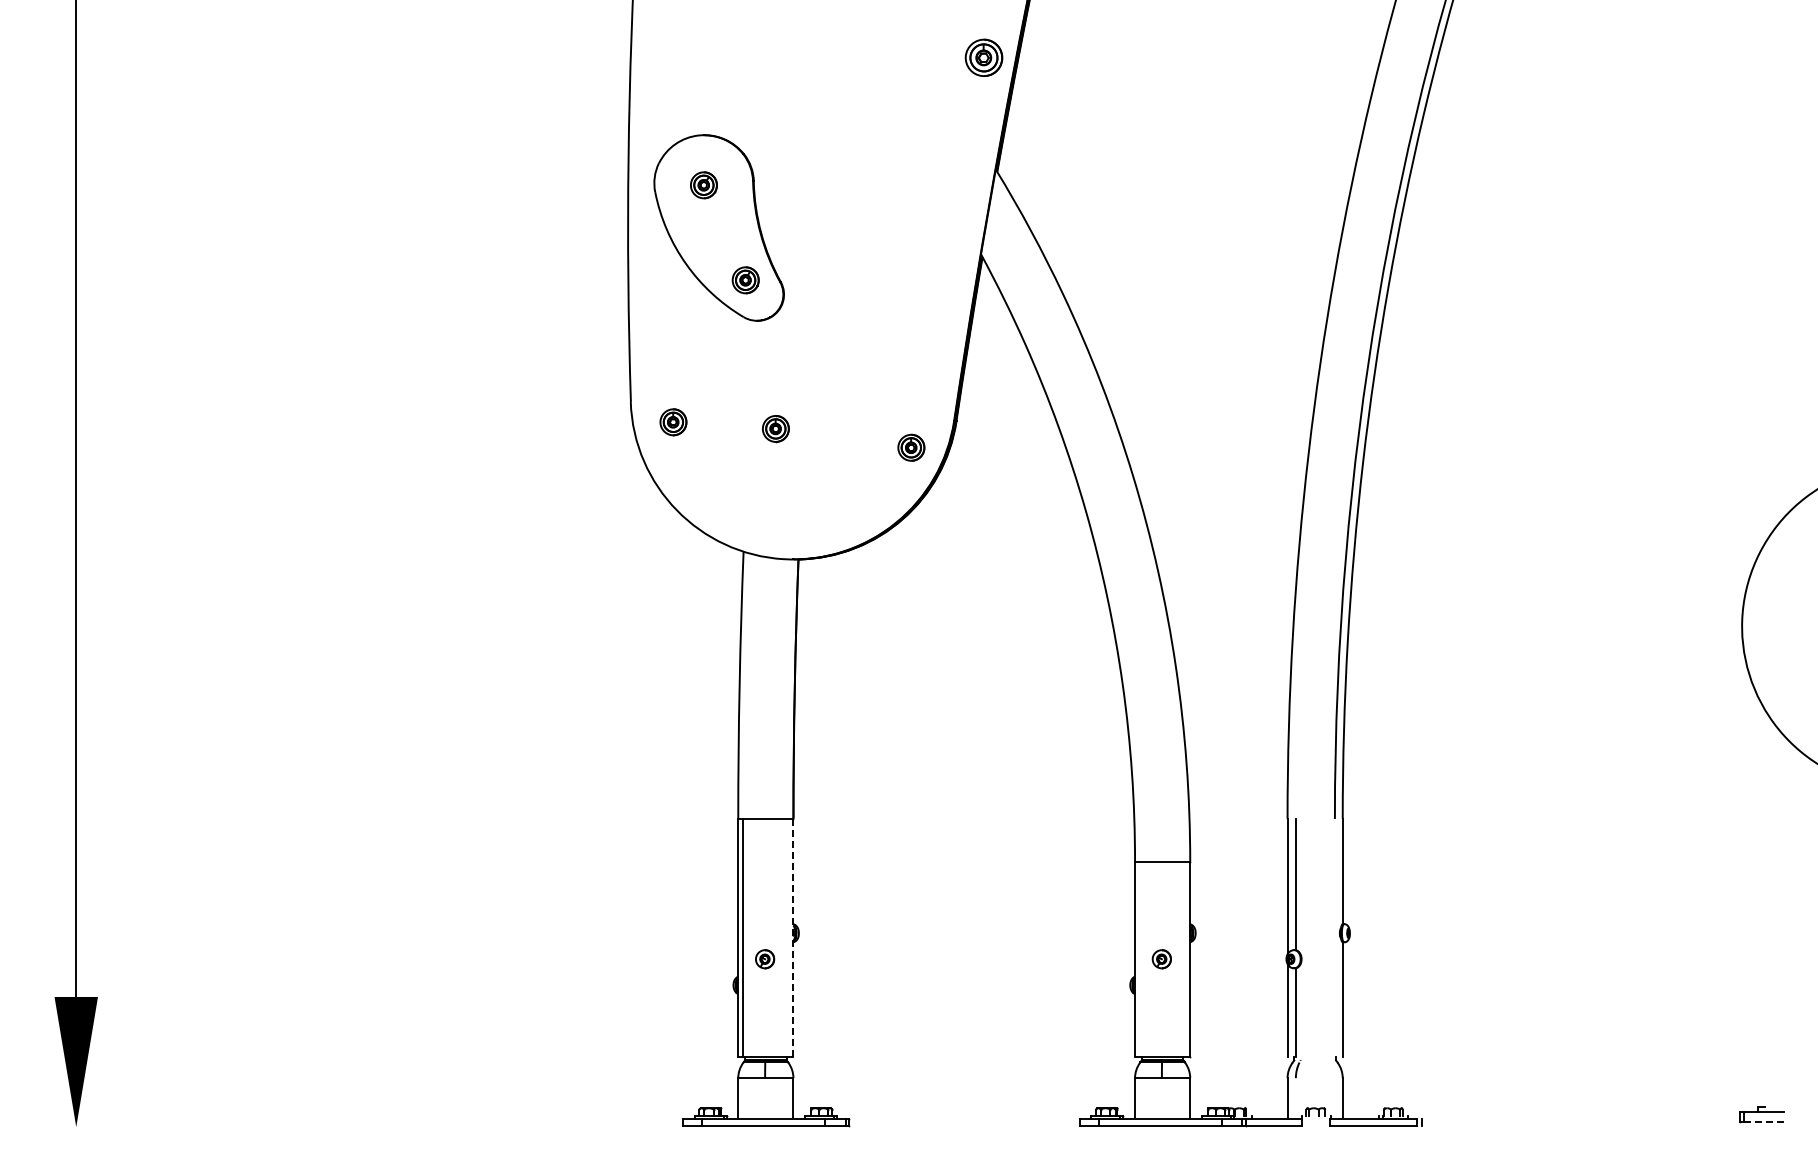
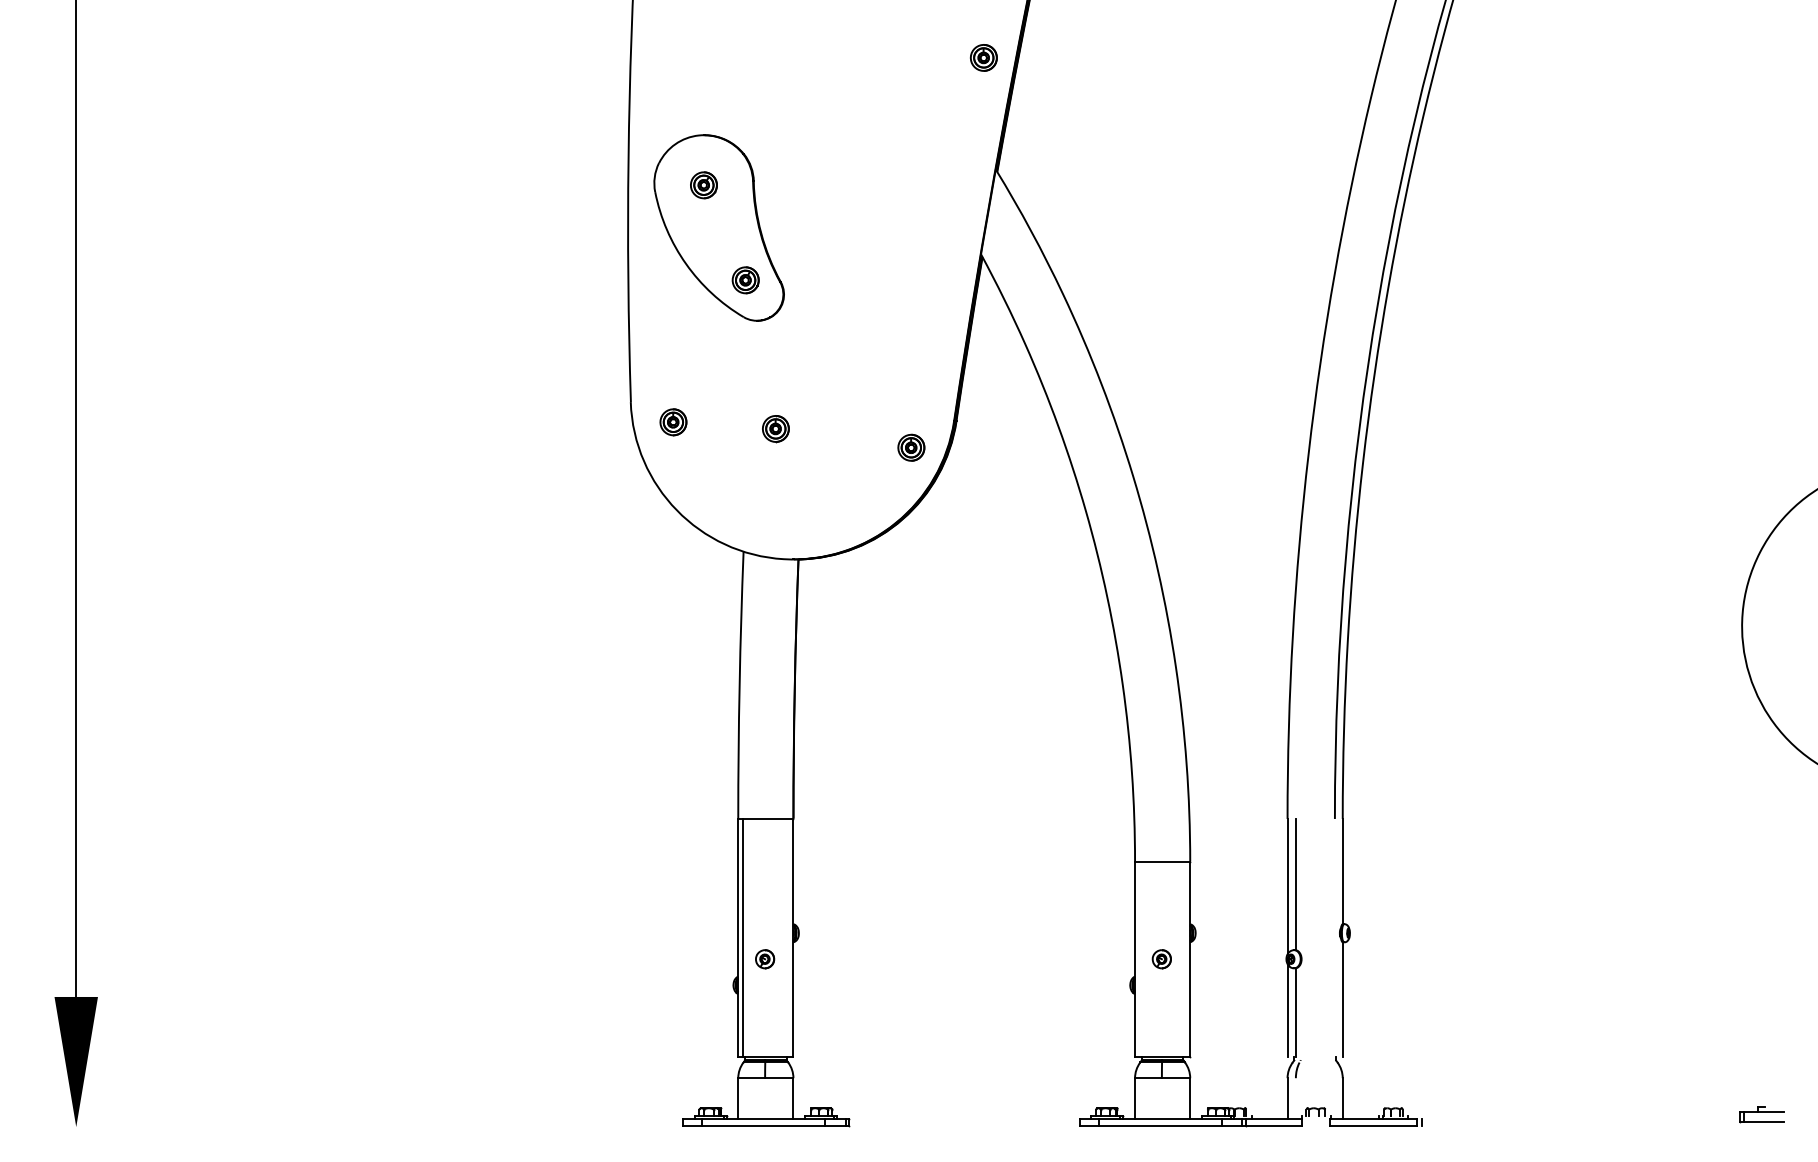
part size: 40x40 px -> 29x28 px (983, 57)
line: dashed -> solid (793, 937)
line: dashed -> solid (1764, 1121)
